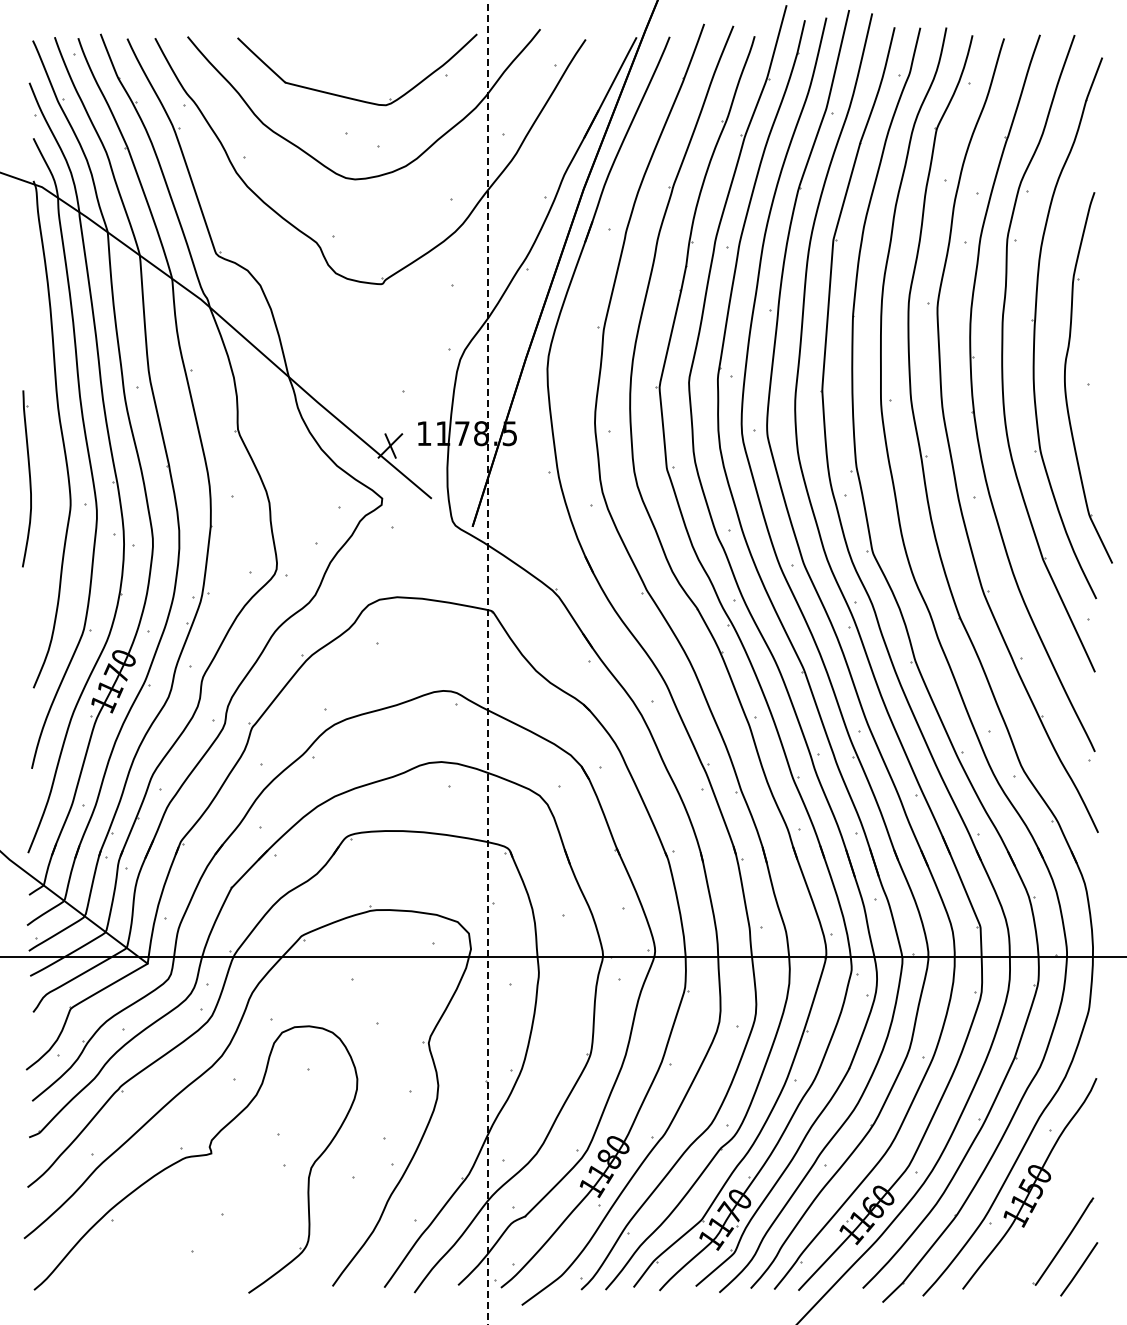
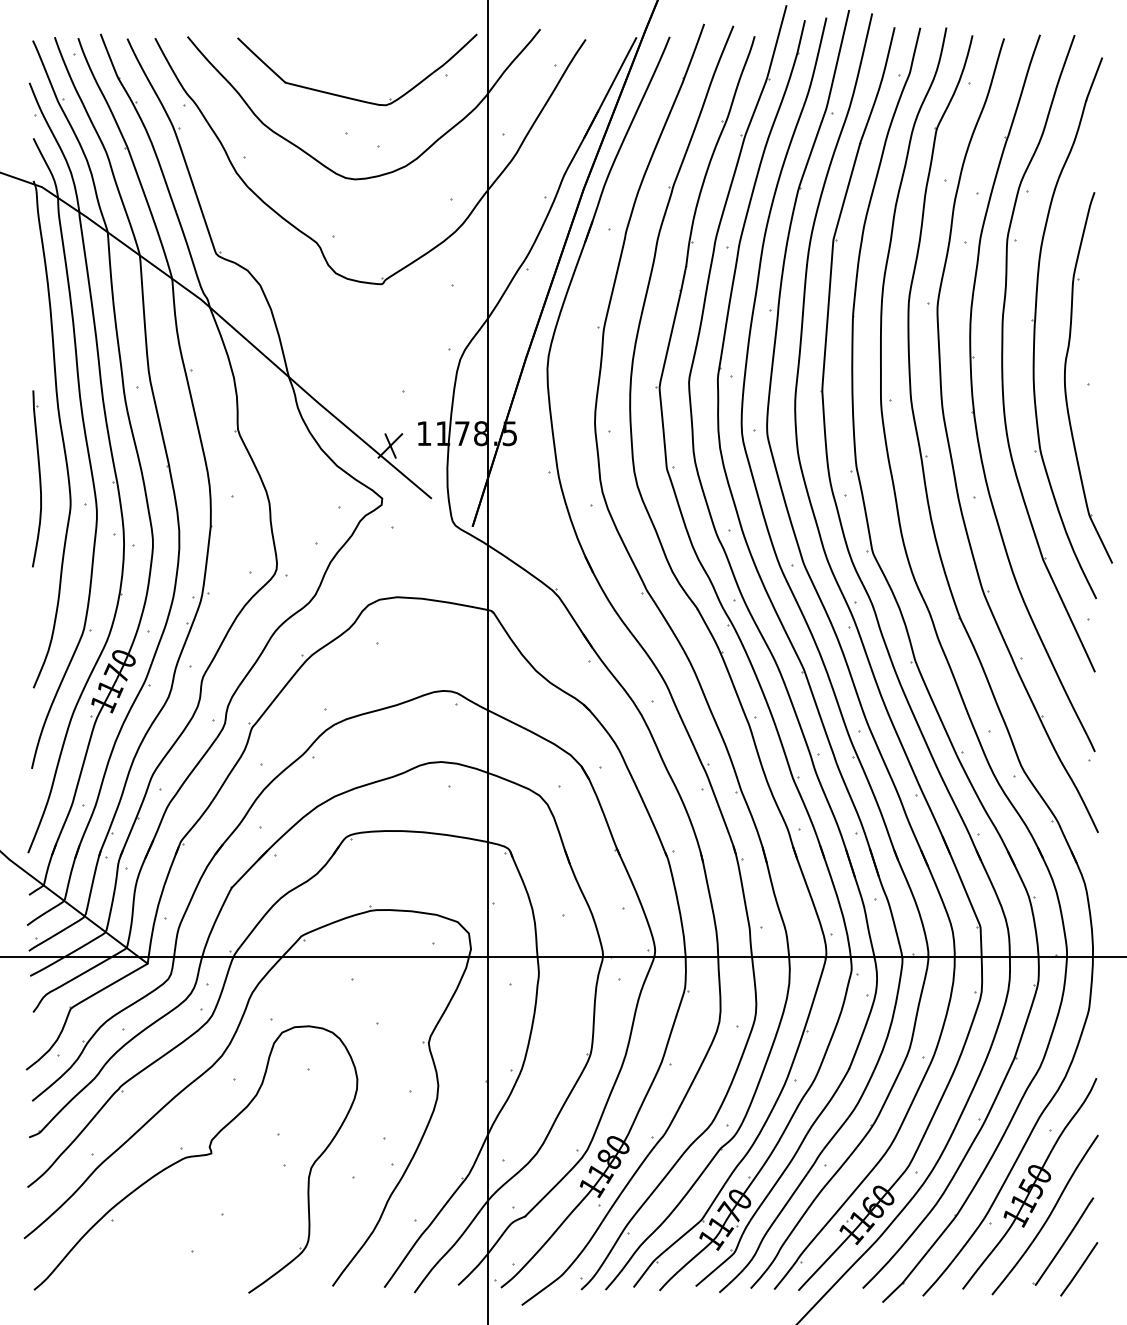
part position: (26, 478) -> (36, 478) (36, 478)
line: dashed -> solid (488, 662)
curve: none -> present (1048, 1215)
